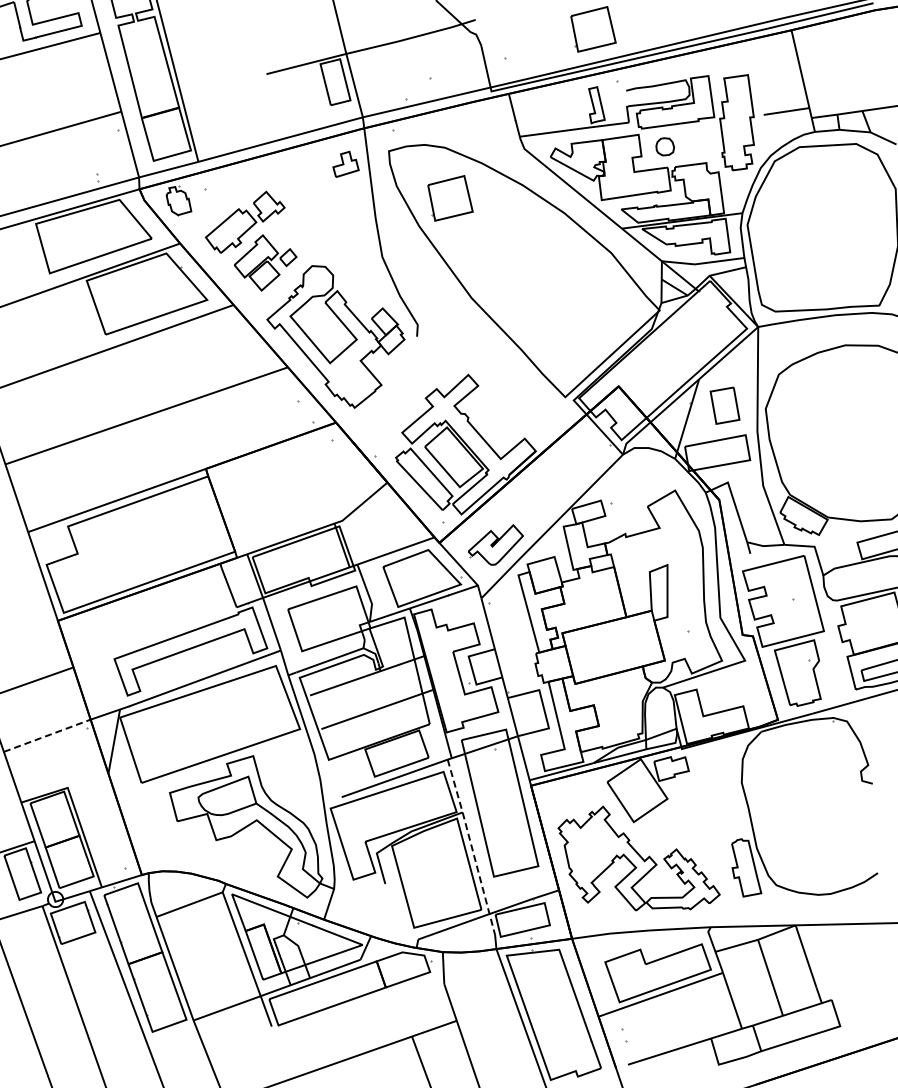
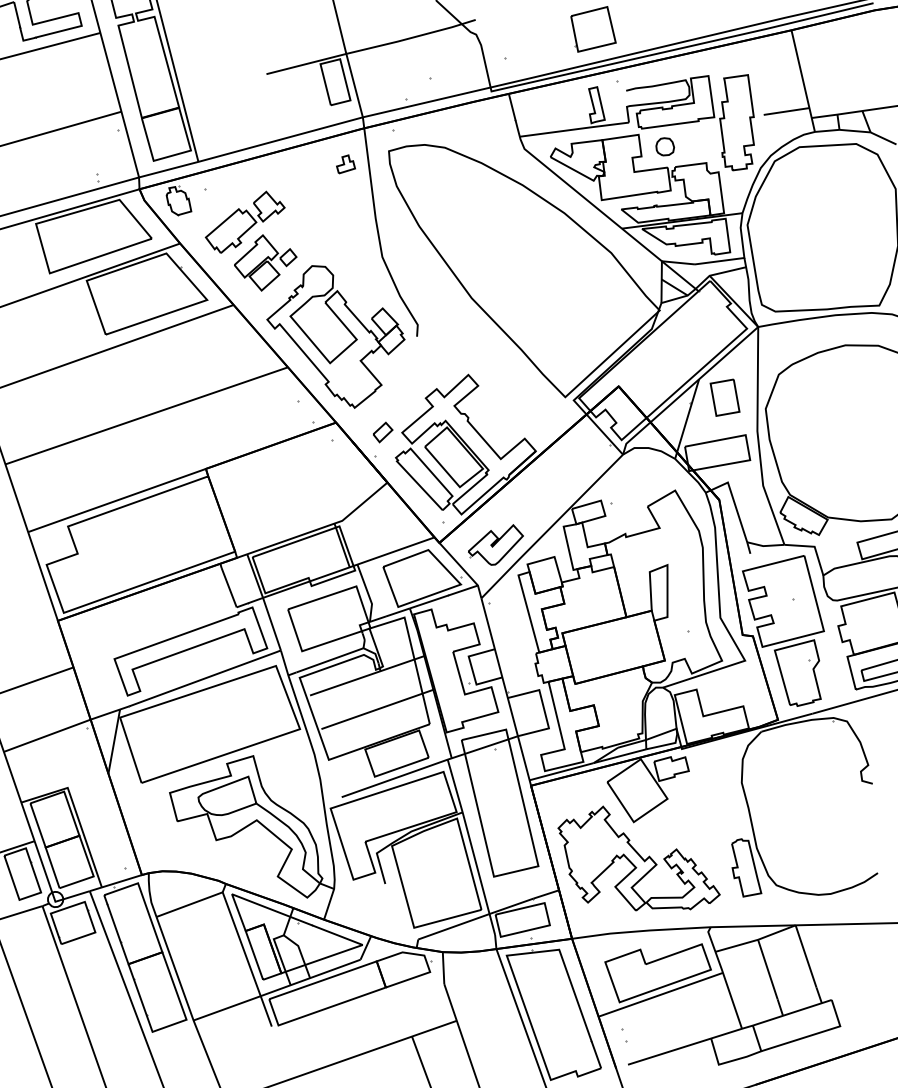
part size: 28x28 px -> 20x21 px (345, 164)
part: present -> none (450, 198)
part position: (724, 405) -> (724, 397) (724, 397)
part: none -> present (383, 432)
line: dashed -> solid (47, 735)
line: dashed -> solid (472, 847)
